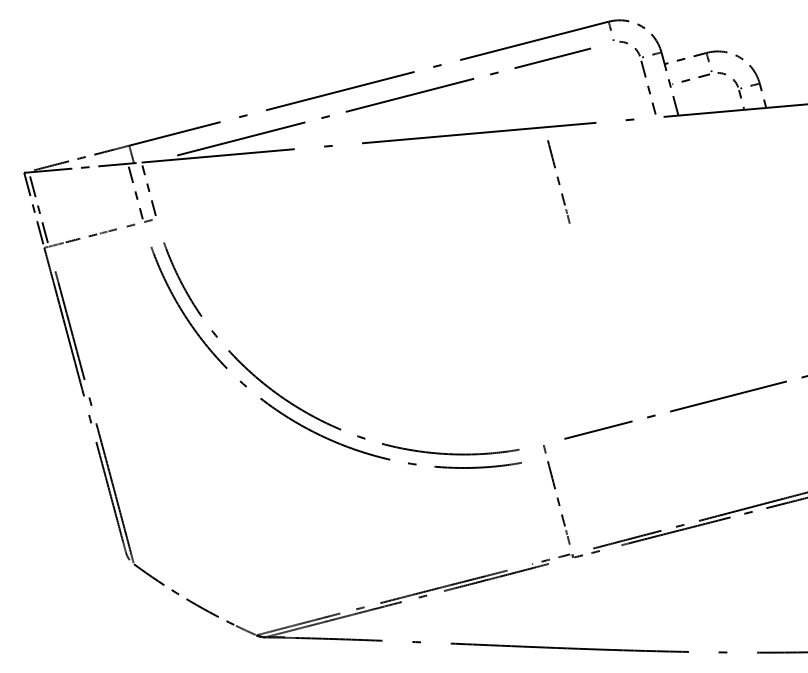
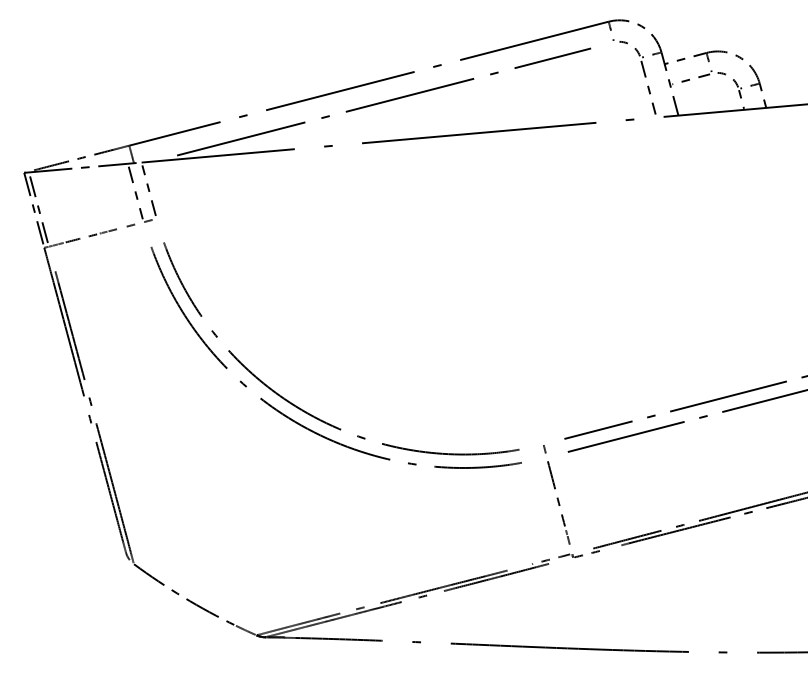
part: present -> none (558, 181)
line: none -> present (685, 421)
